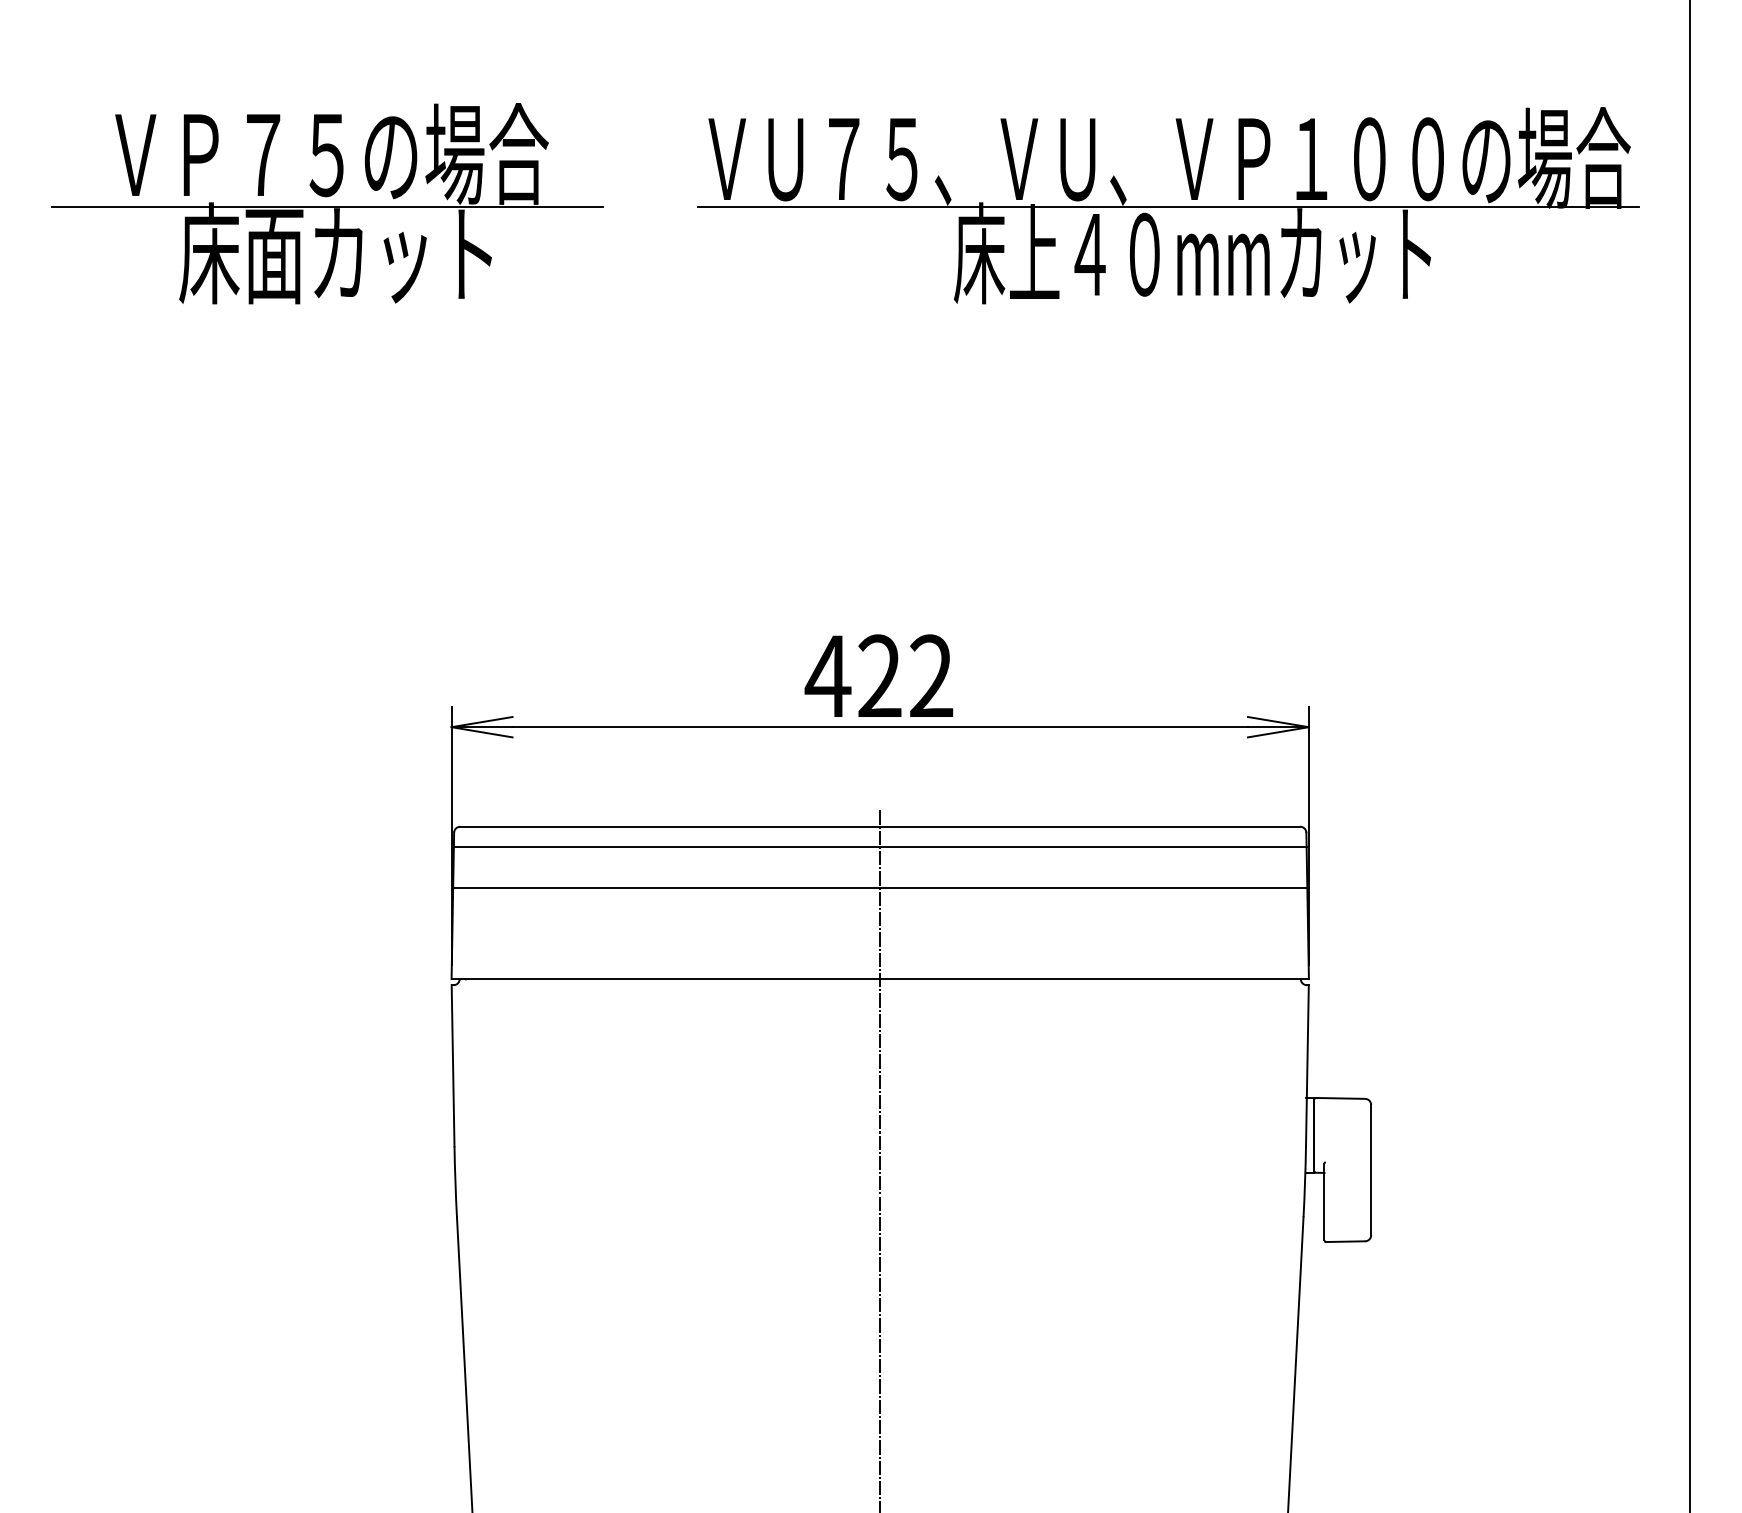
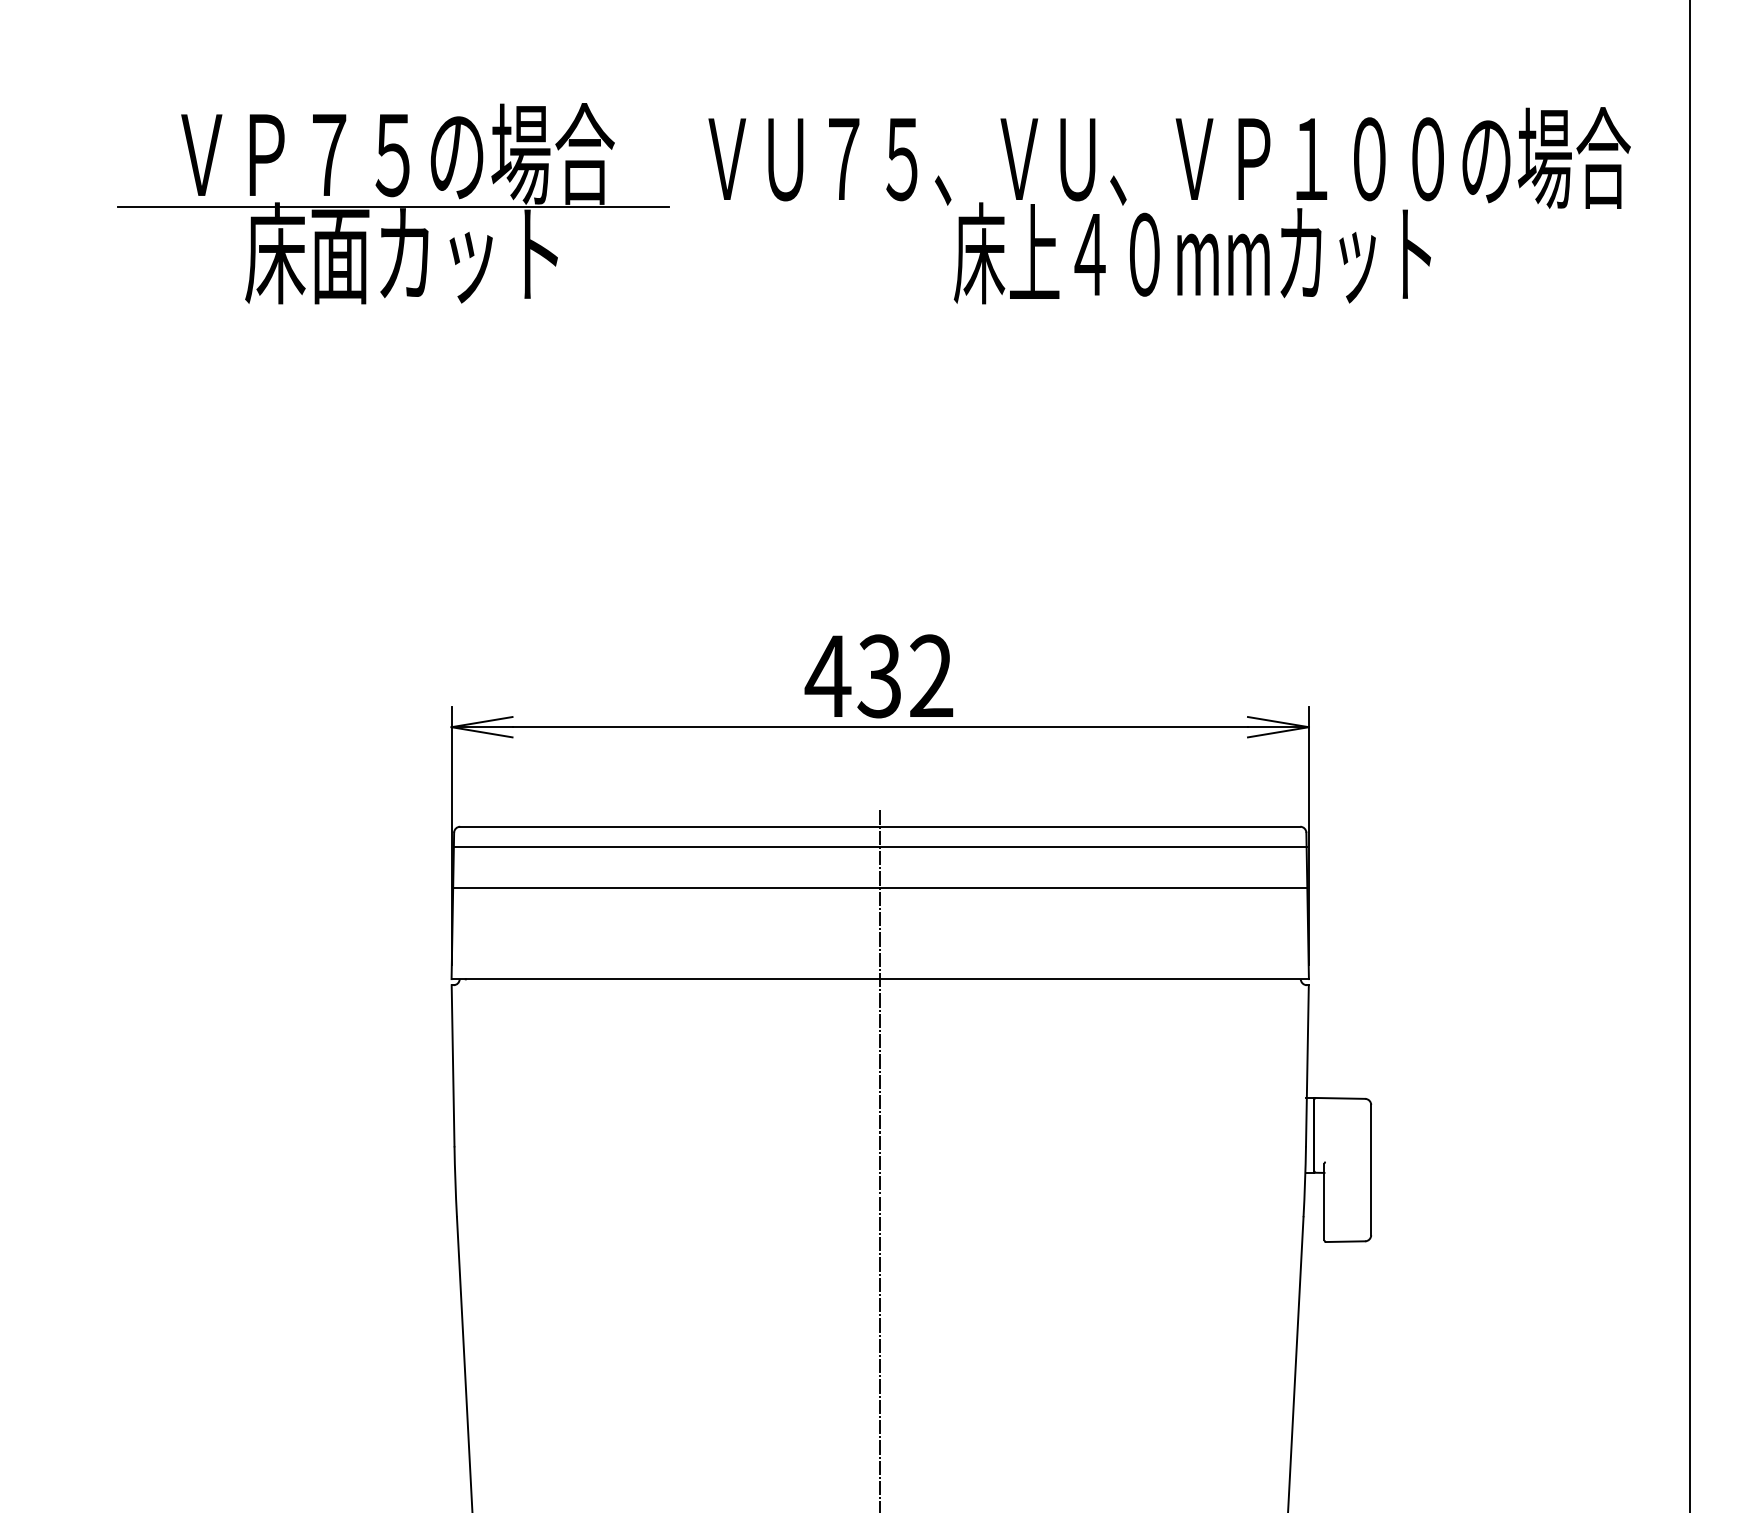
part position: (327, 203) -> (393, 203) (393, 203)
line: present -> none (1168, 207)
text: 422 -> 432 (879, 676)
